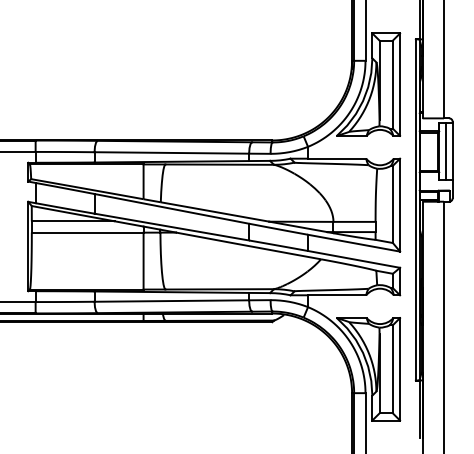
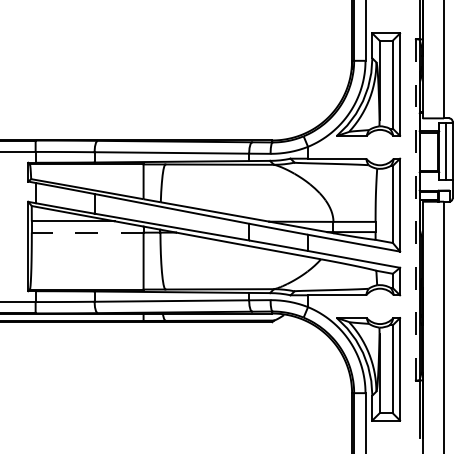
line: solid -> dashed (415, 209)
line: solid -> dashed (87, 232)
